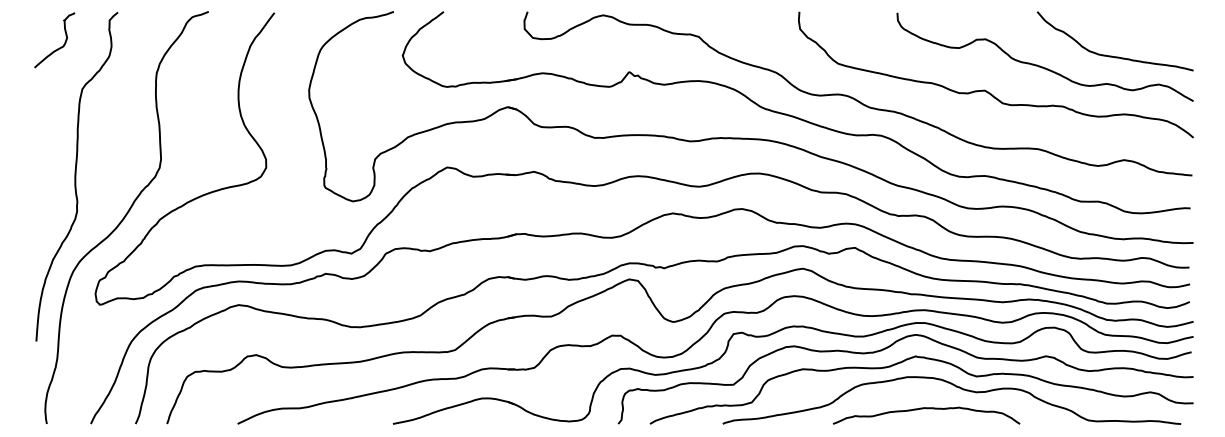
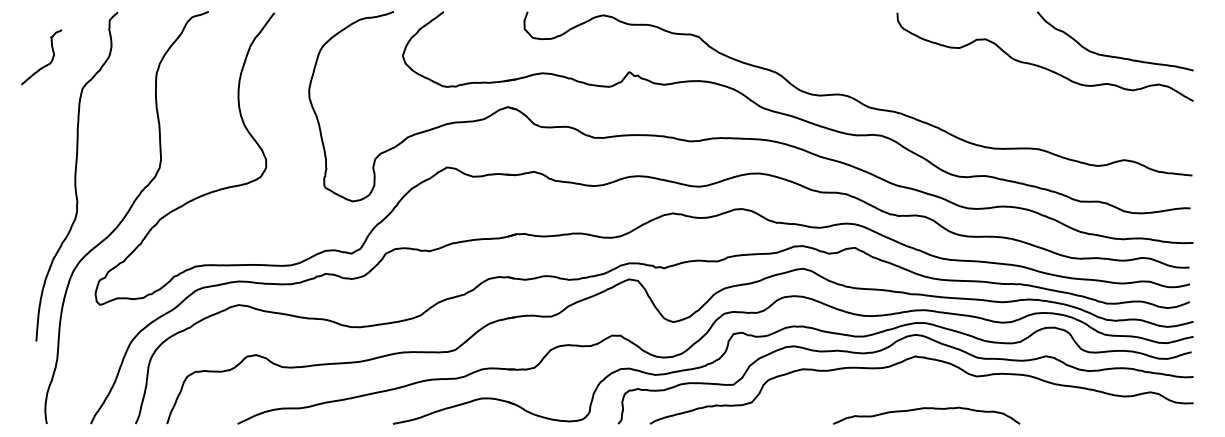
curve position: (57, 48) -> (44, 65) (44, 65)
curve: present -> none (986, 90)
curve: present -> none (958, 388)
